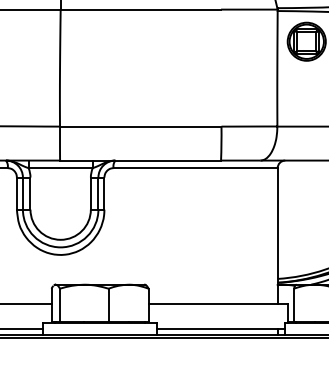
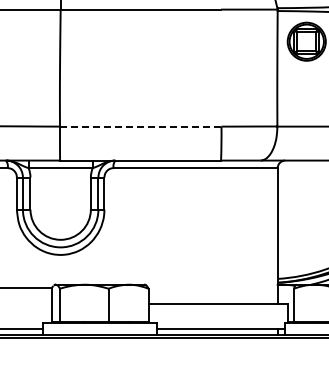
line: solid -> dashed (140, 126)
line position: (26, 304) -> (26, 288) (26, 288)
